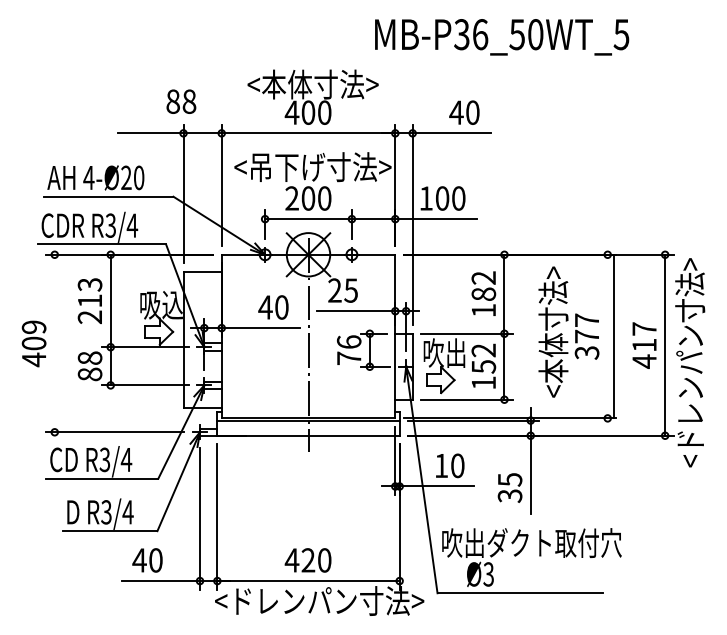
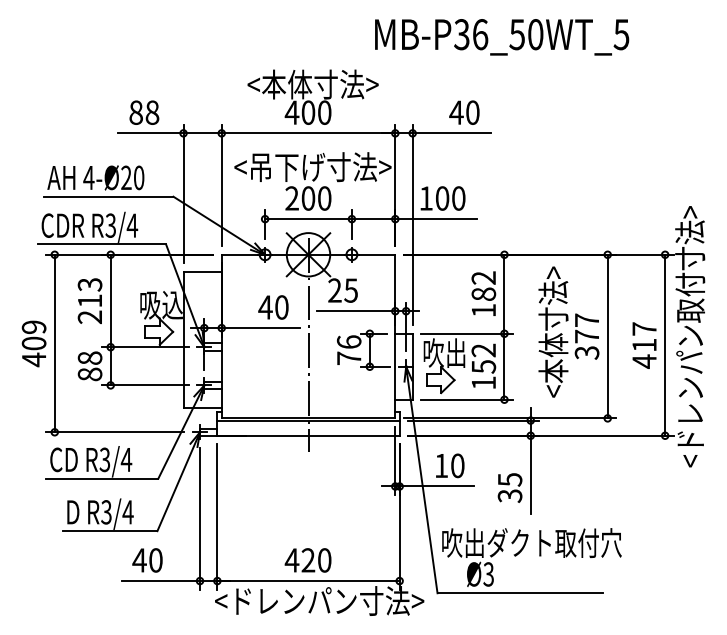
text position: (181, 101) -> (144, 112) (144, 112)
text: <ドレンパン寸法> -> <ドレンパン取付寸法> (690, 264)
line position: (613, 336) -> (607, 336) (607, 336)
line: none -> present (54, 343)
